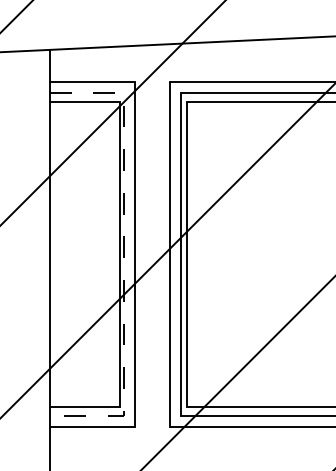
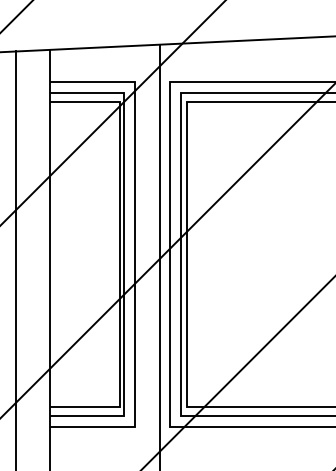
line: dashed -> solid (124, 254)
line: none -> present (160, 255)
line: none -> present (16, 259)
